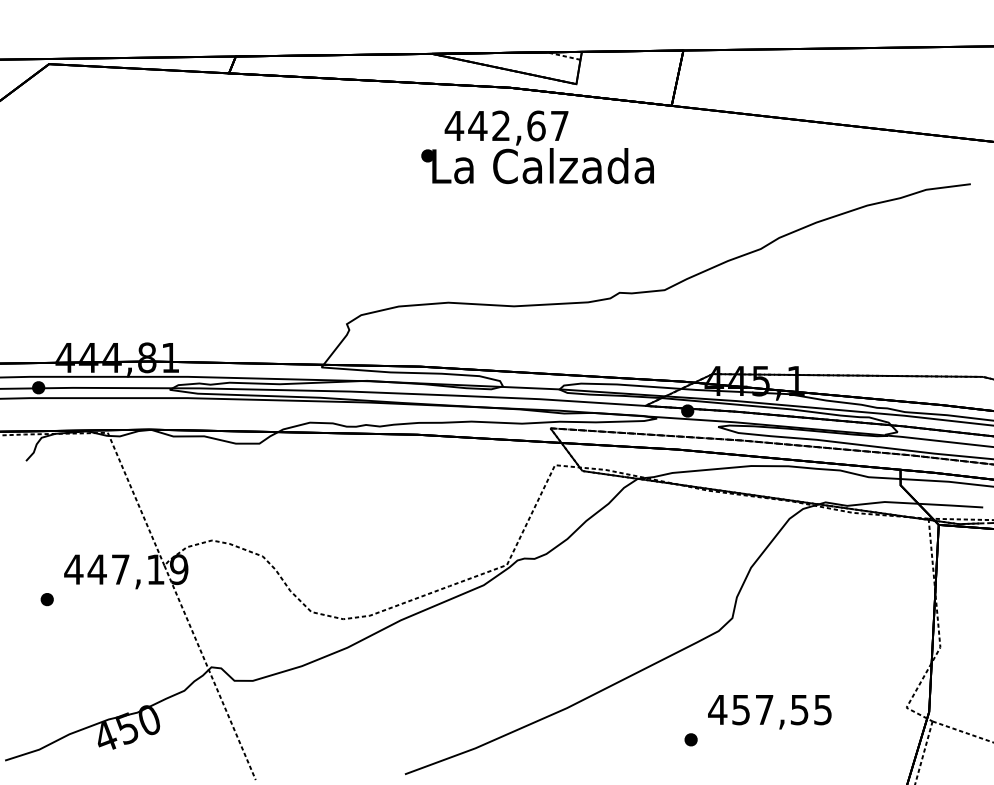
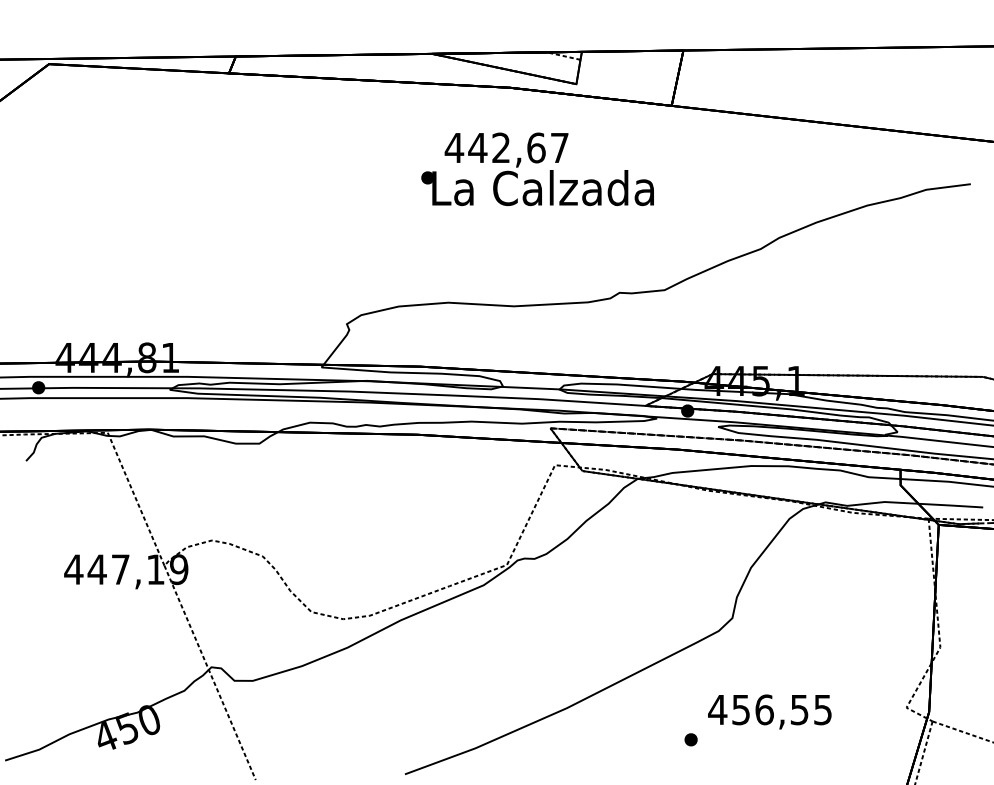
text position: (537, 147) -> (537, 169) (537, 169)
part: present -> none (46, 599)
text: 457,55 -> 456,55 (764, 709)
